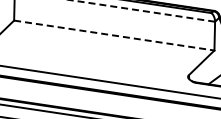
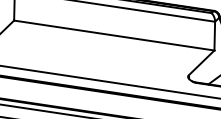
line: dashed -> solid (142, 10)
line: dashed -> solid (114, 35)
